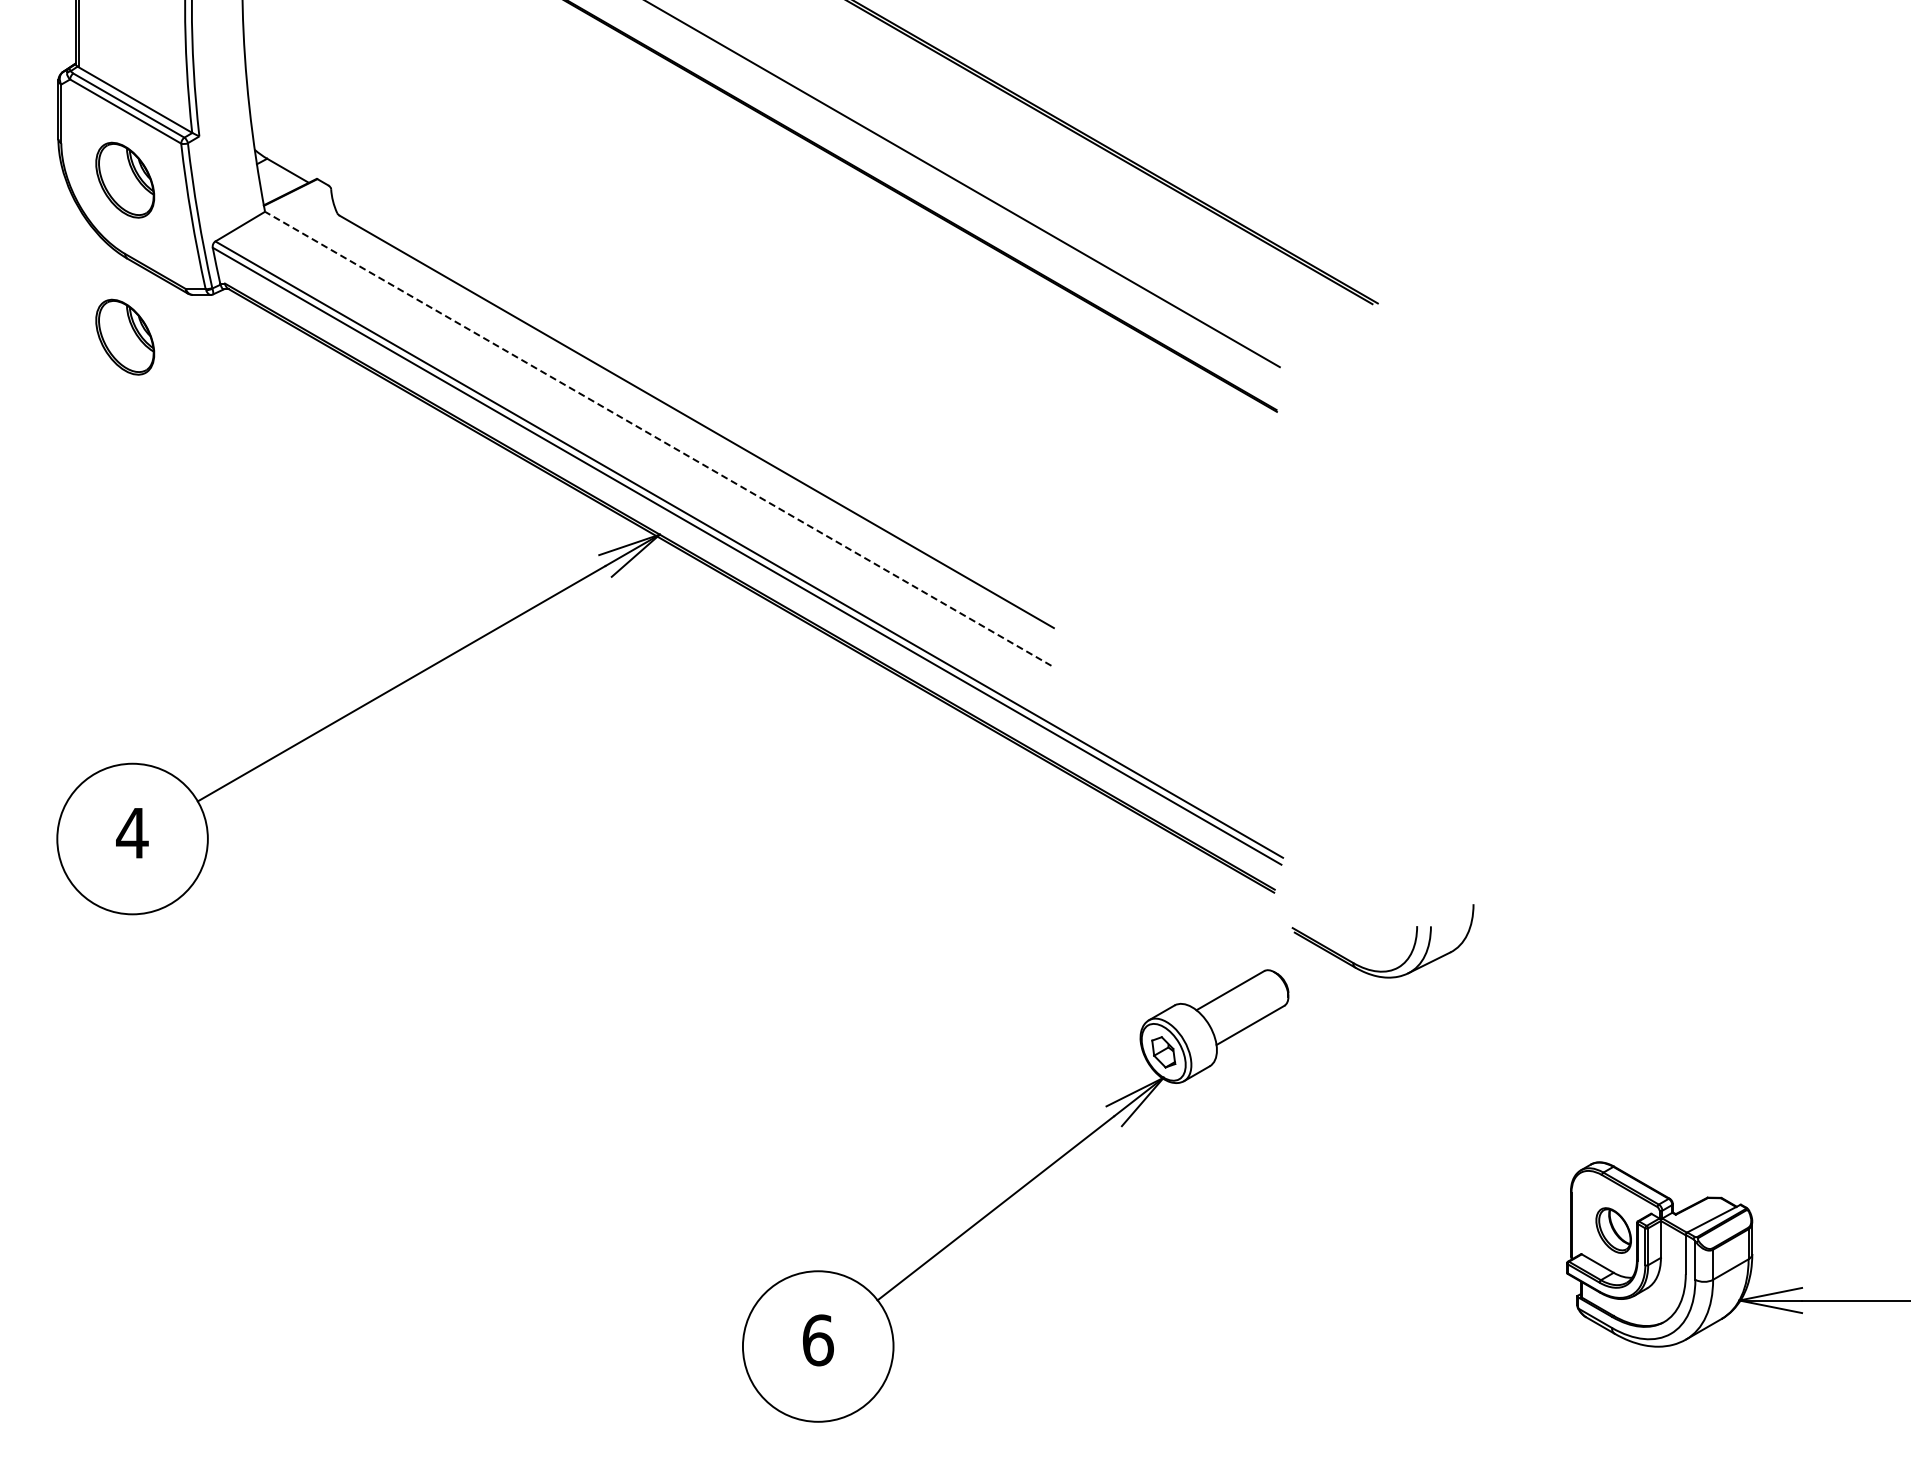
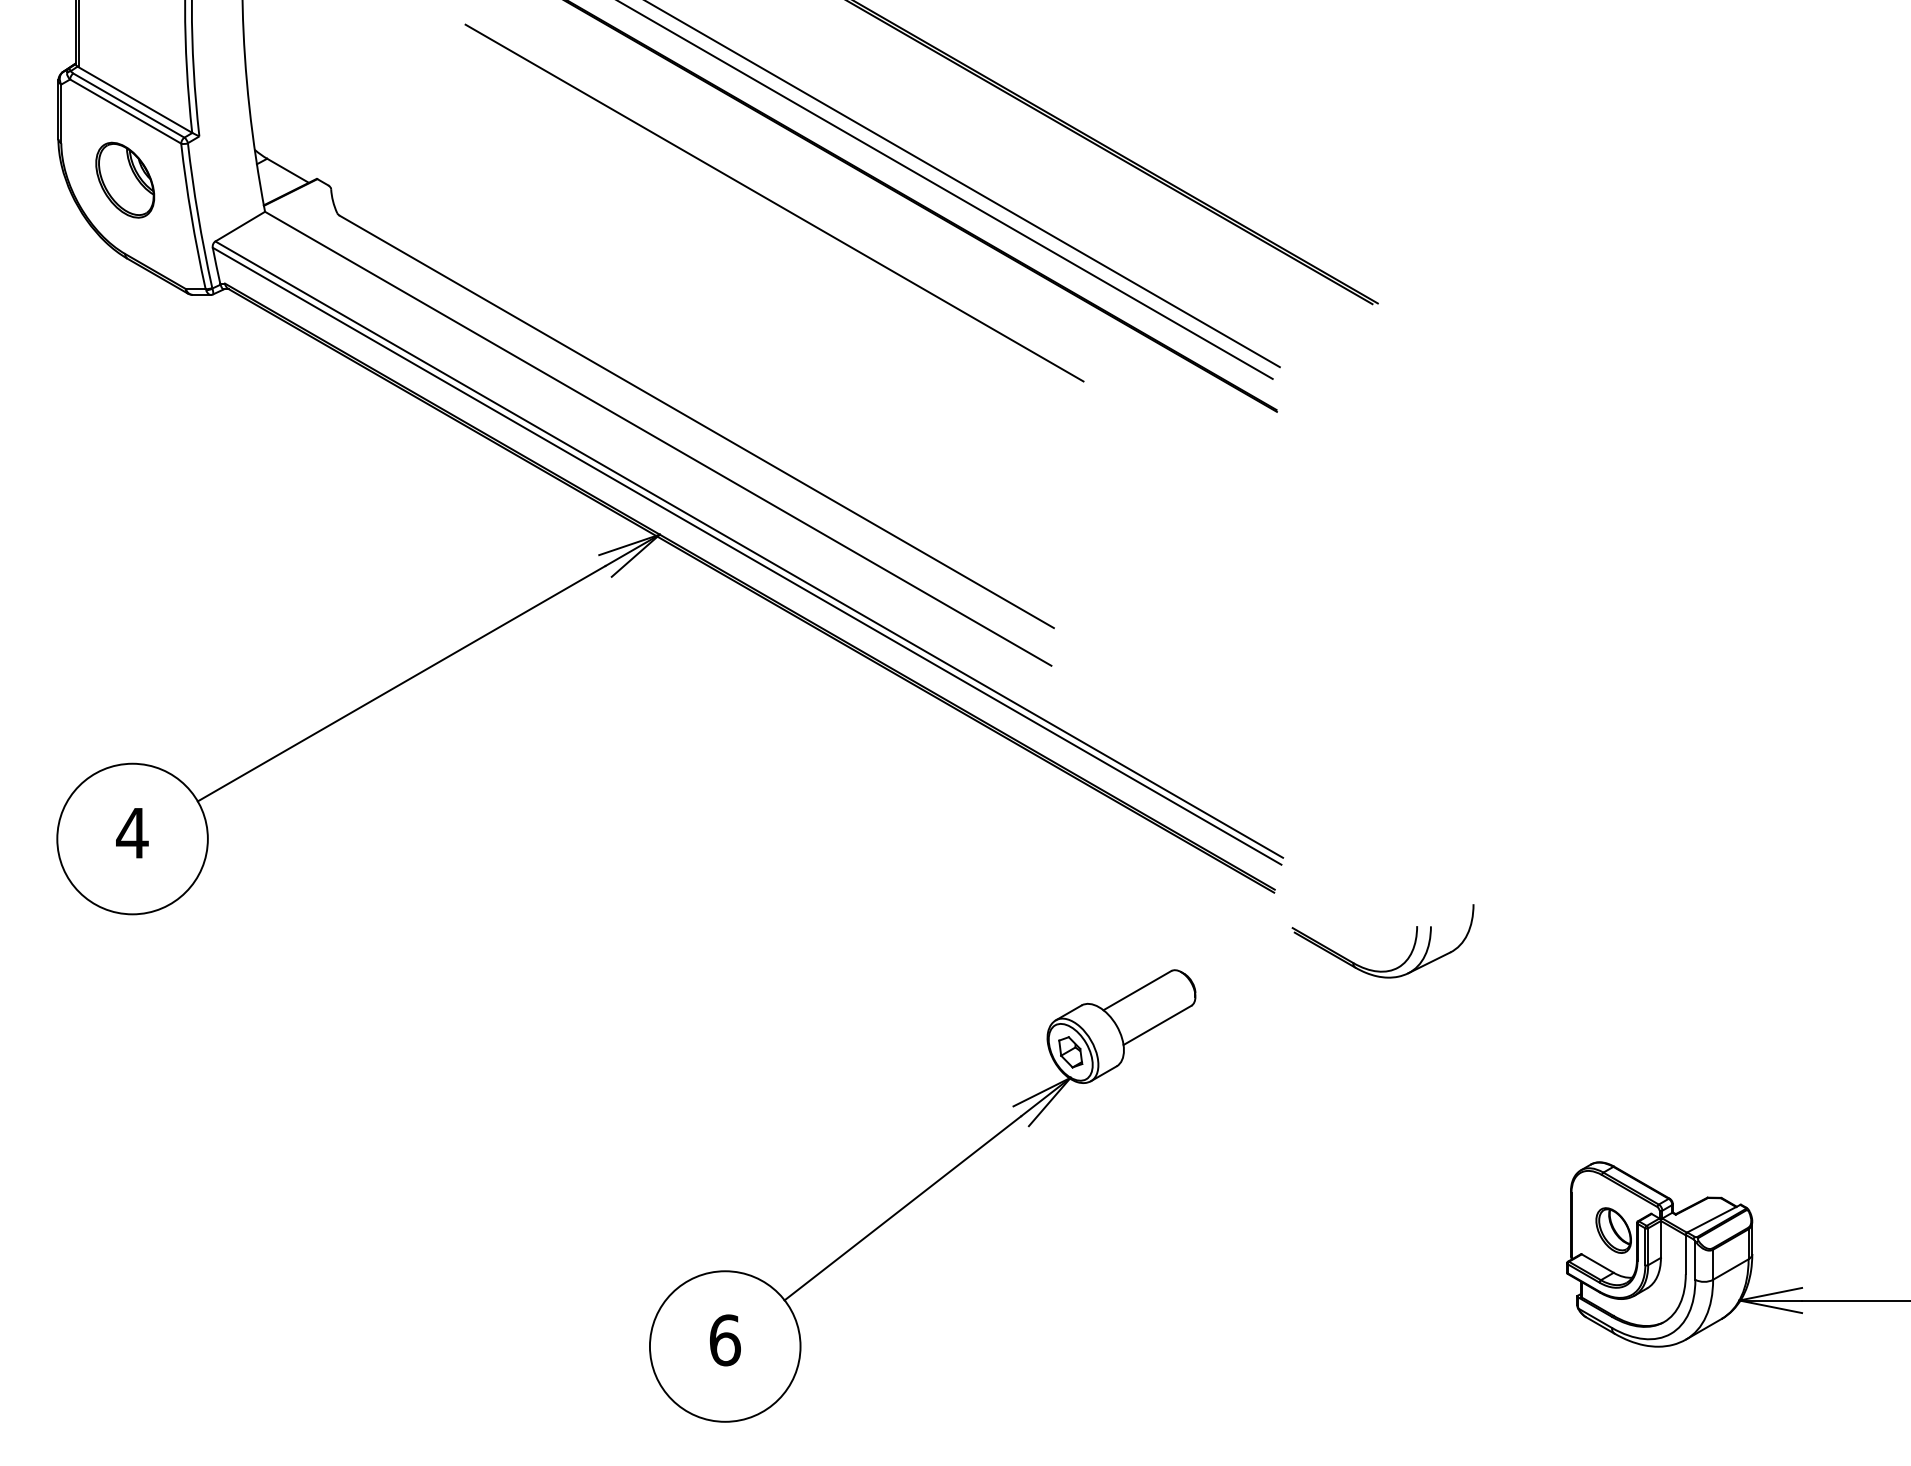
line: none -> present (946, 190)
line: none -> present (774, 202)
part: present -> none (125, 336)
line: dashed -> solid (658, 438)
part position: (1015, 1195) -> (922, 1195) (922, 1195)
